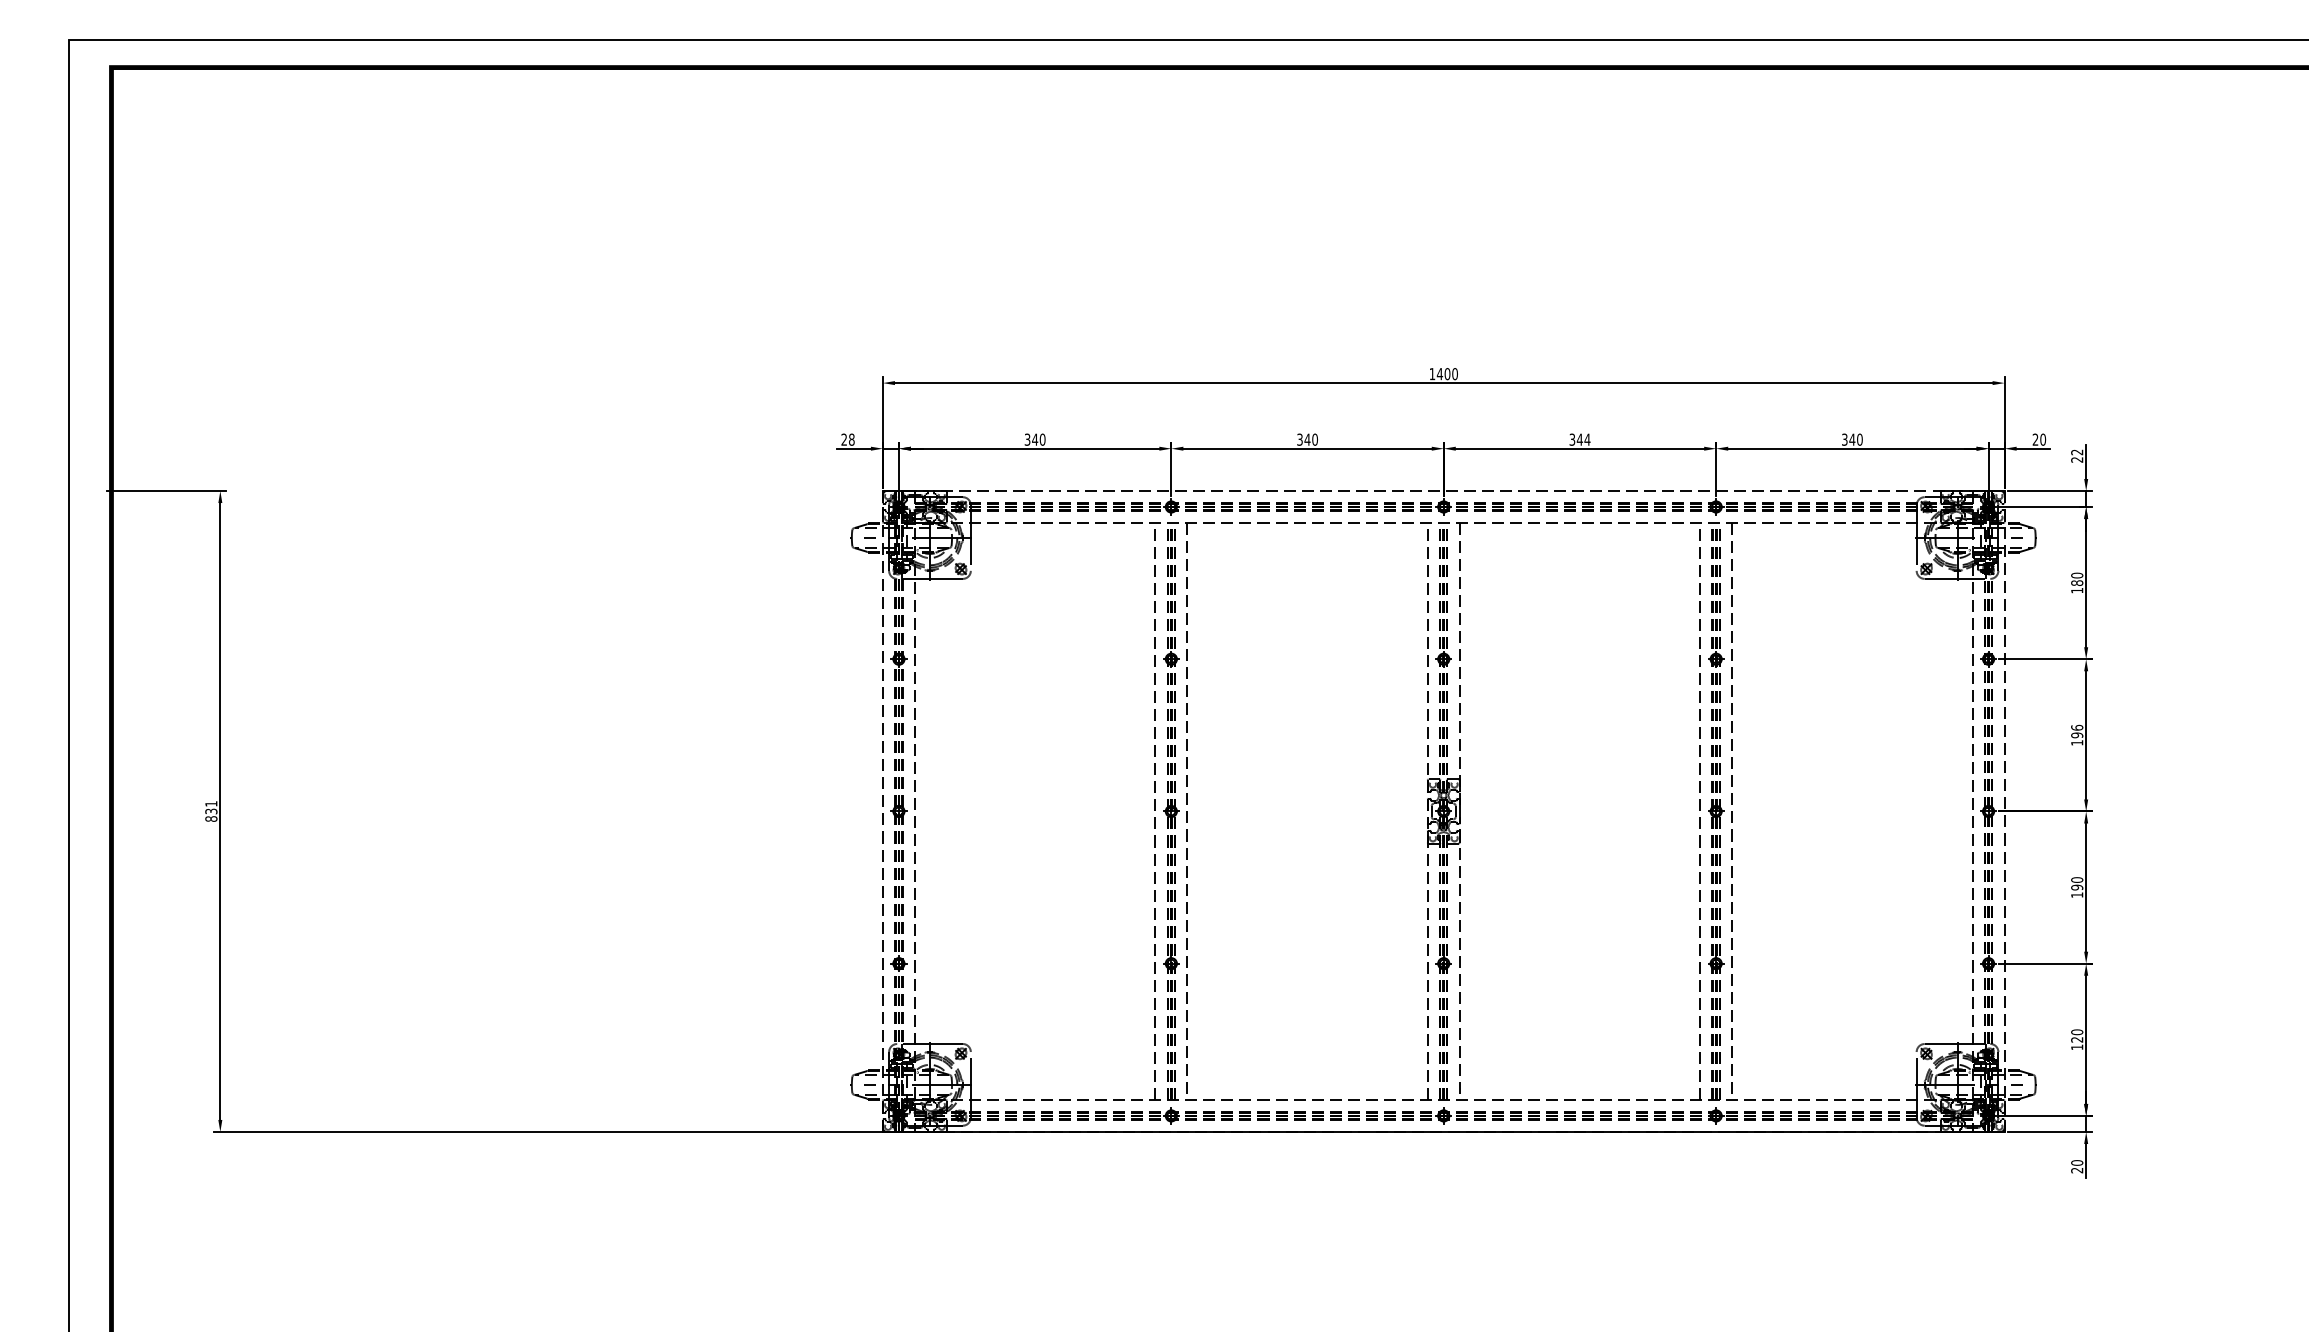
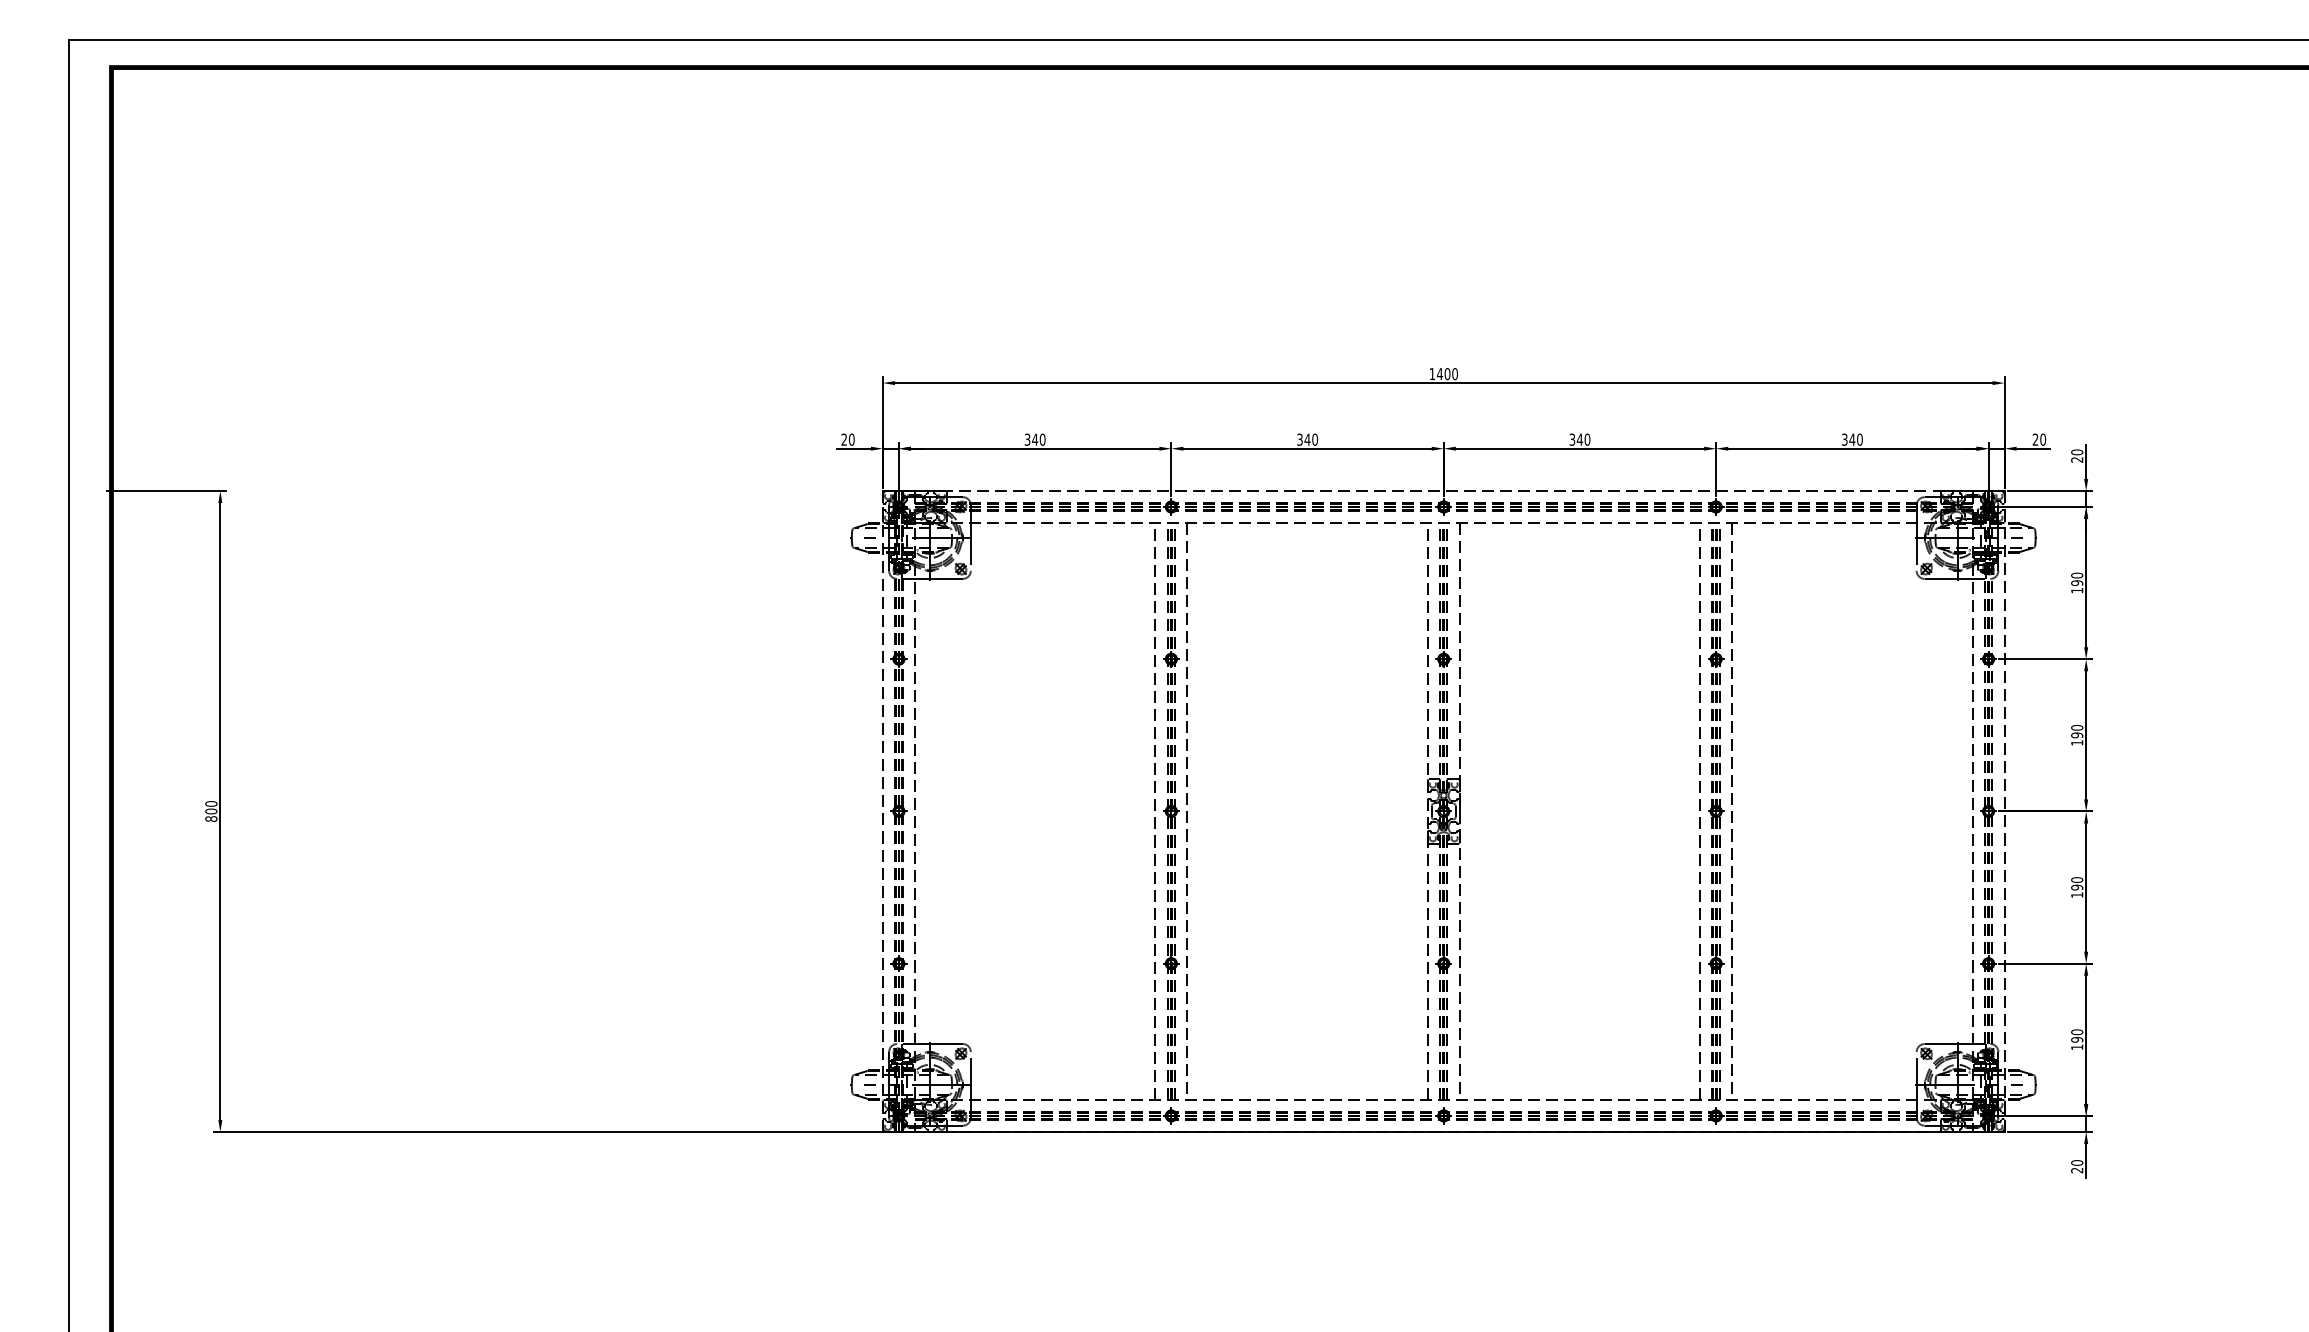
text: 28 -> 20 (851, 439)
text: 344 -> 340 (1587, 439)
text: 22 -> 20 (2077, 452)
text: 180 -> 190 (2077, 583)
text: 196 -> 190 (2076, 727)
text: 831 -> 800 (211, 807)
text: 120 -> 190 (2077, 1039)
